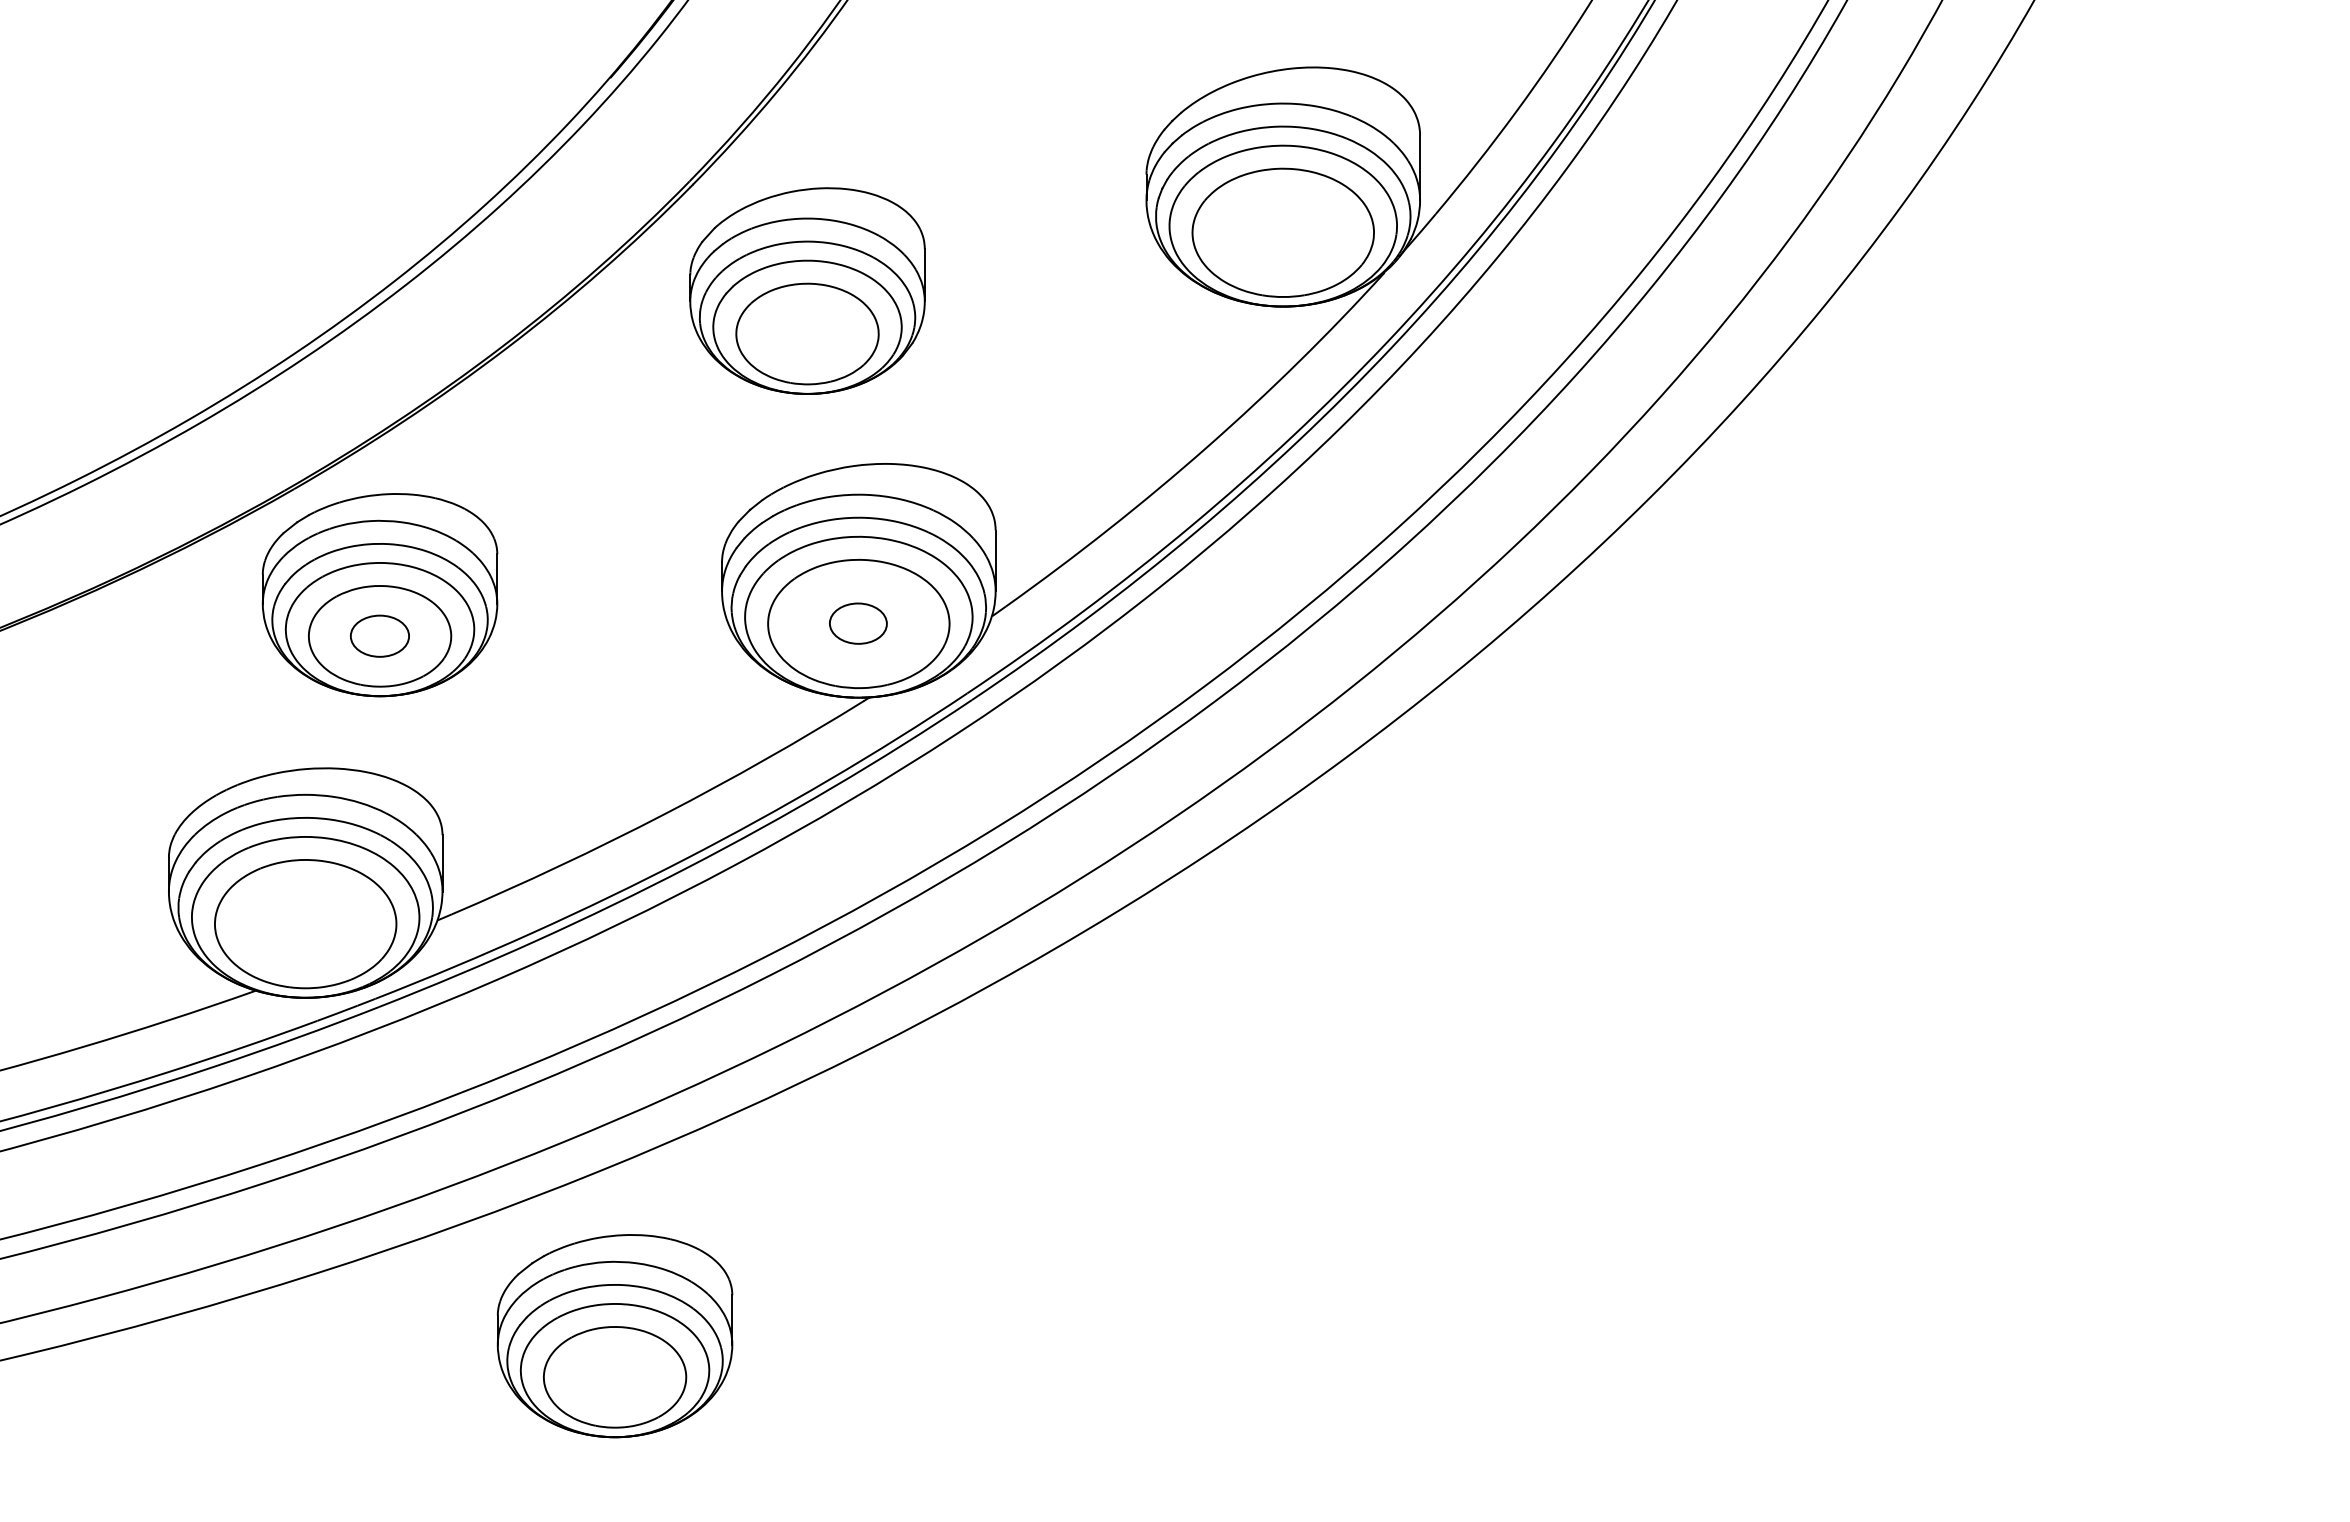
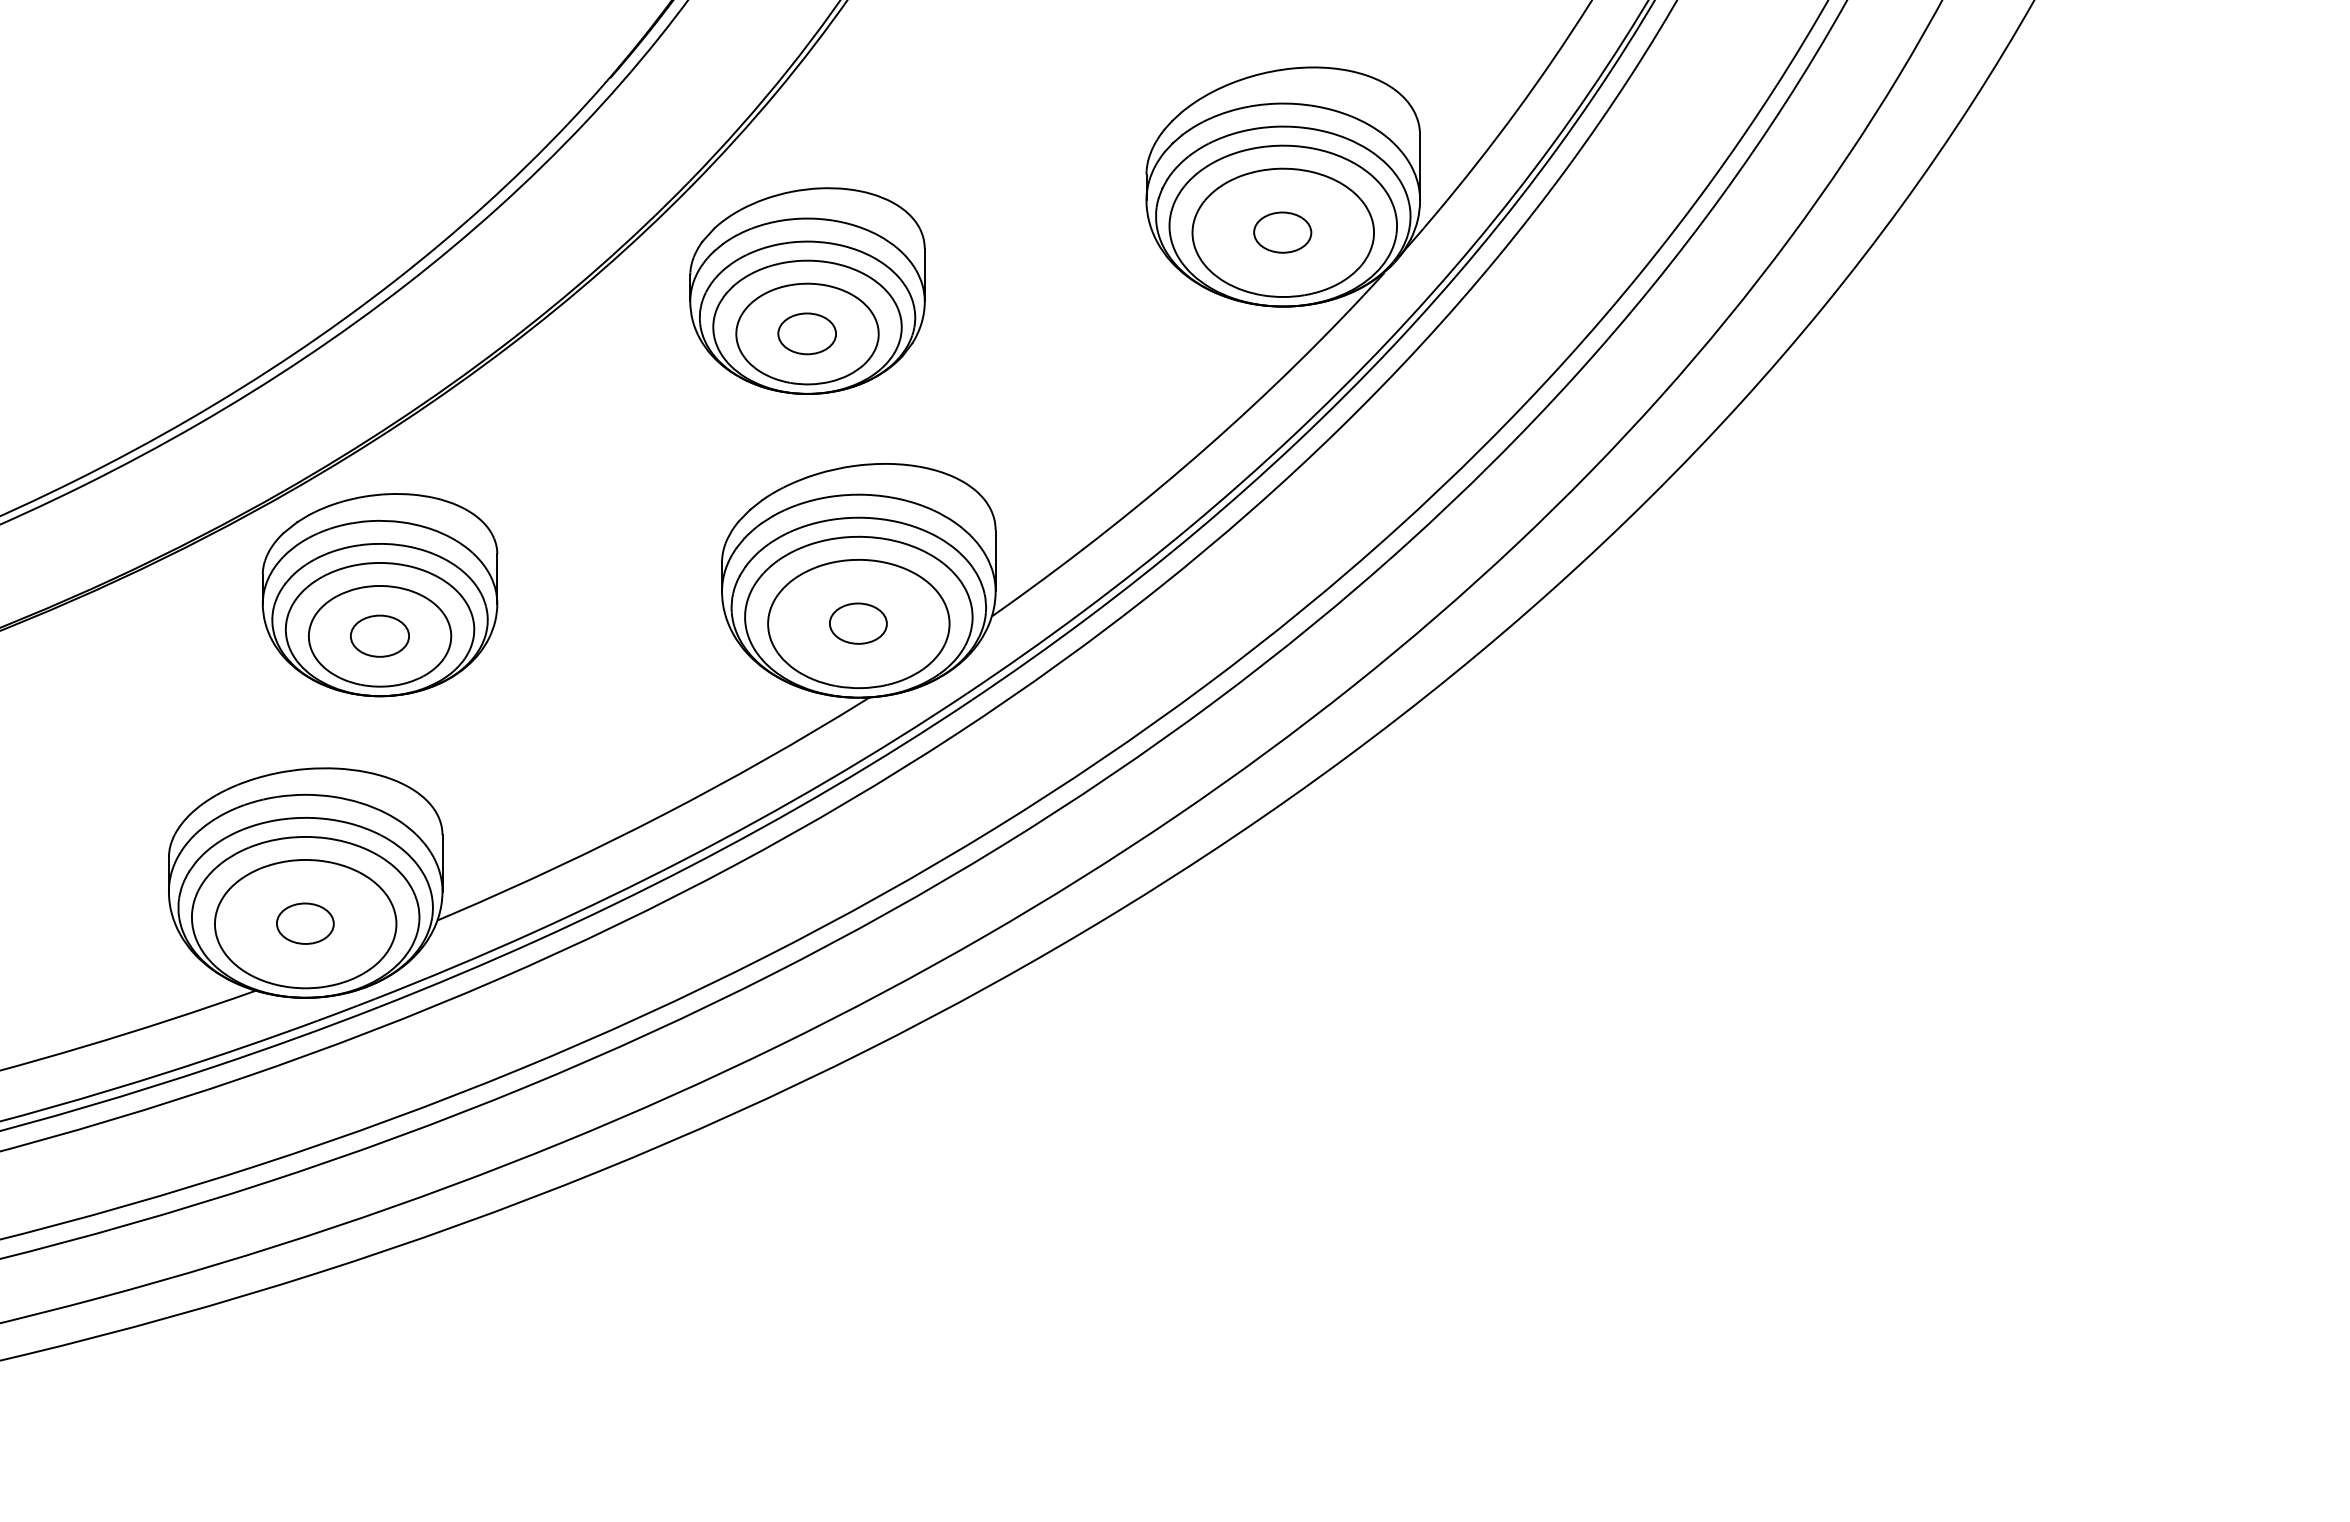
part: none -> present (1282, 232)
part: none -> present (806, 333)
part: none -> present (305, 923)
part: present -> none (614, 1336)
